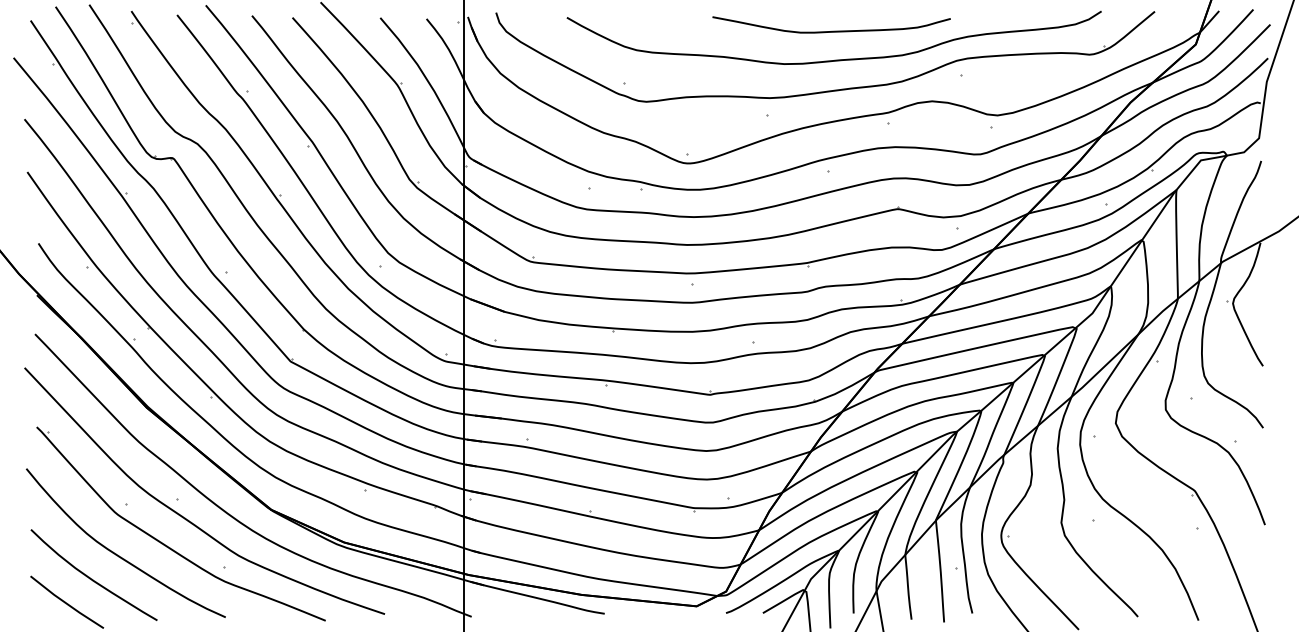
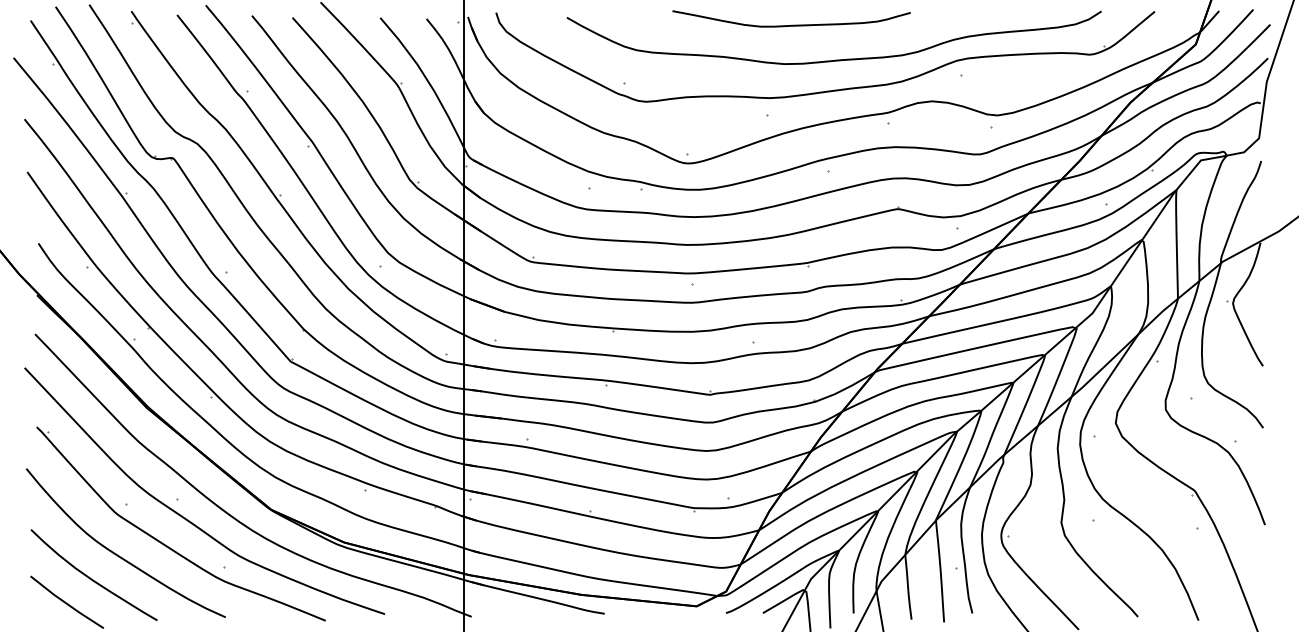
curve position: (832, 30) -> (792, 24) (792, 24)
